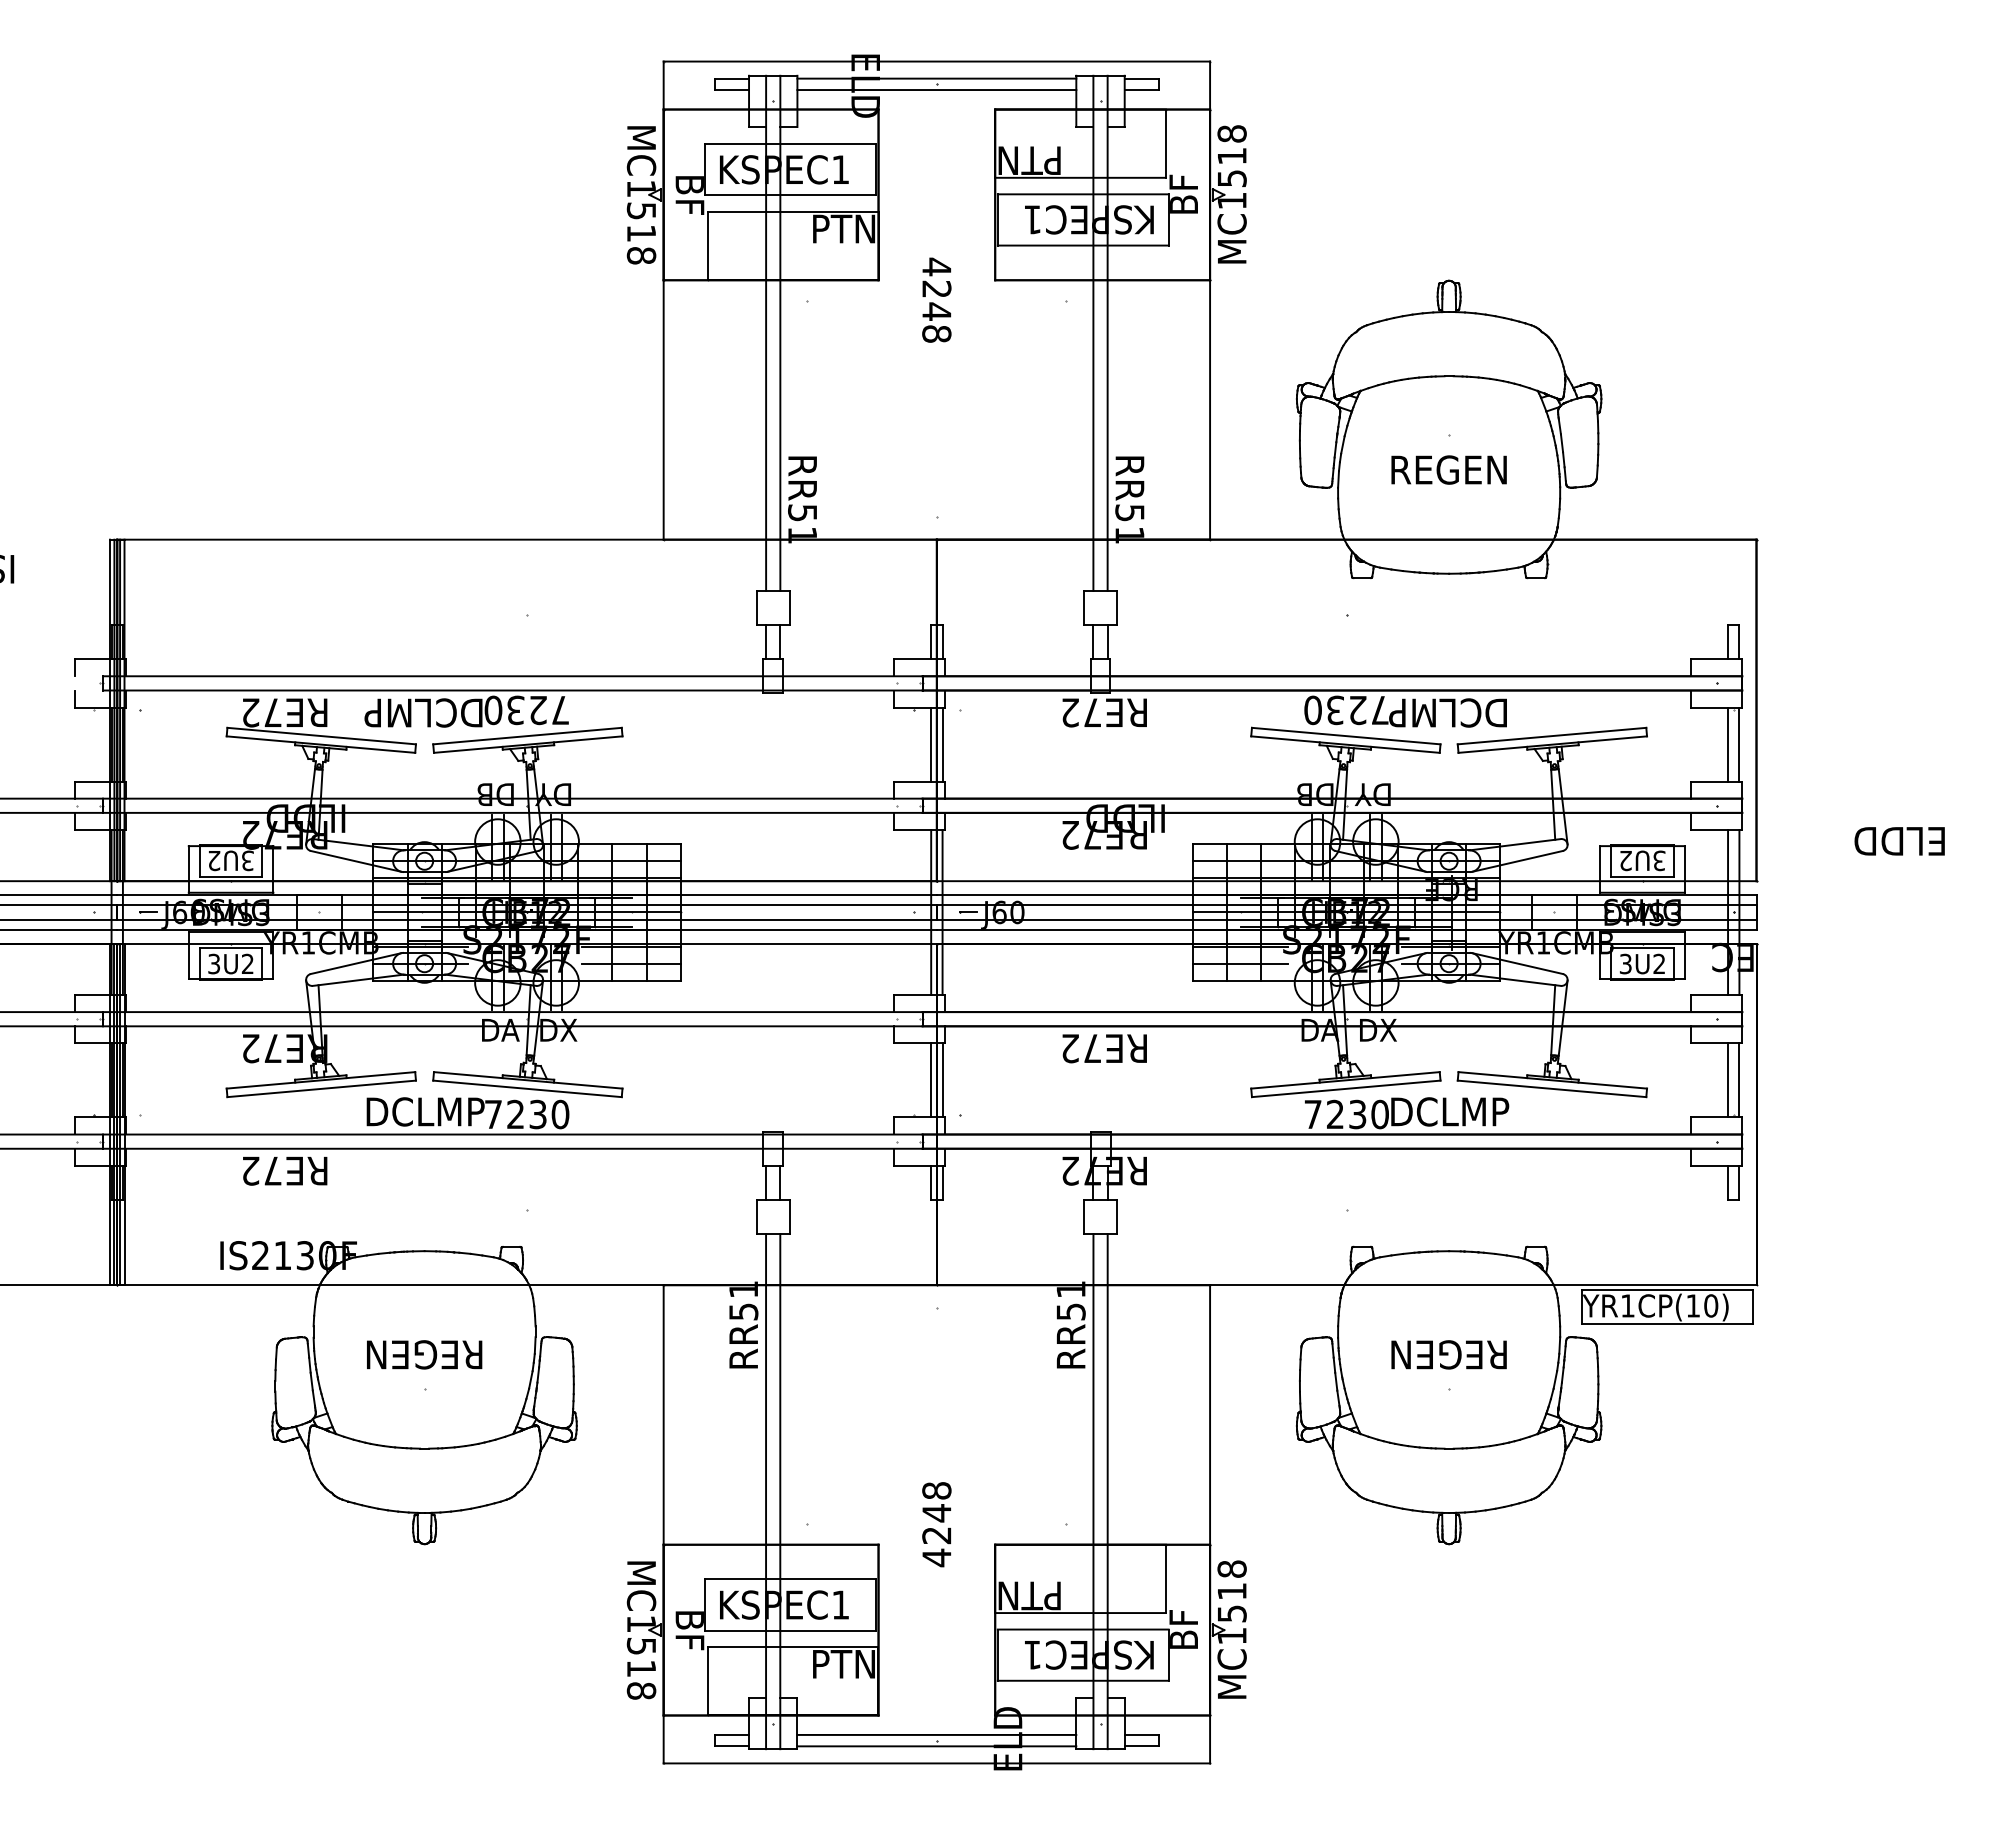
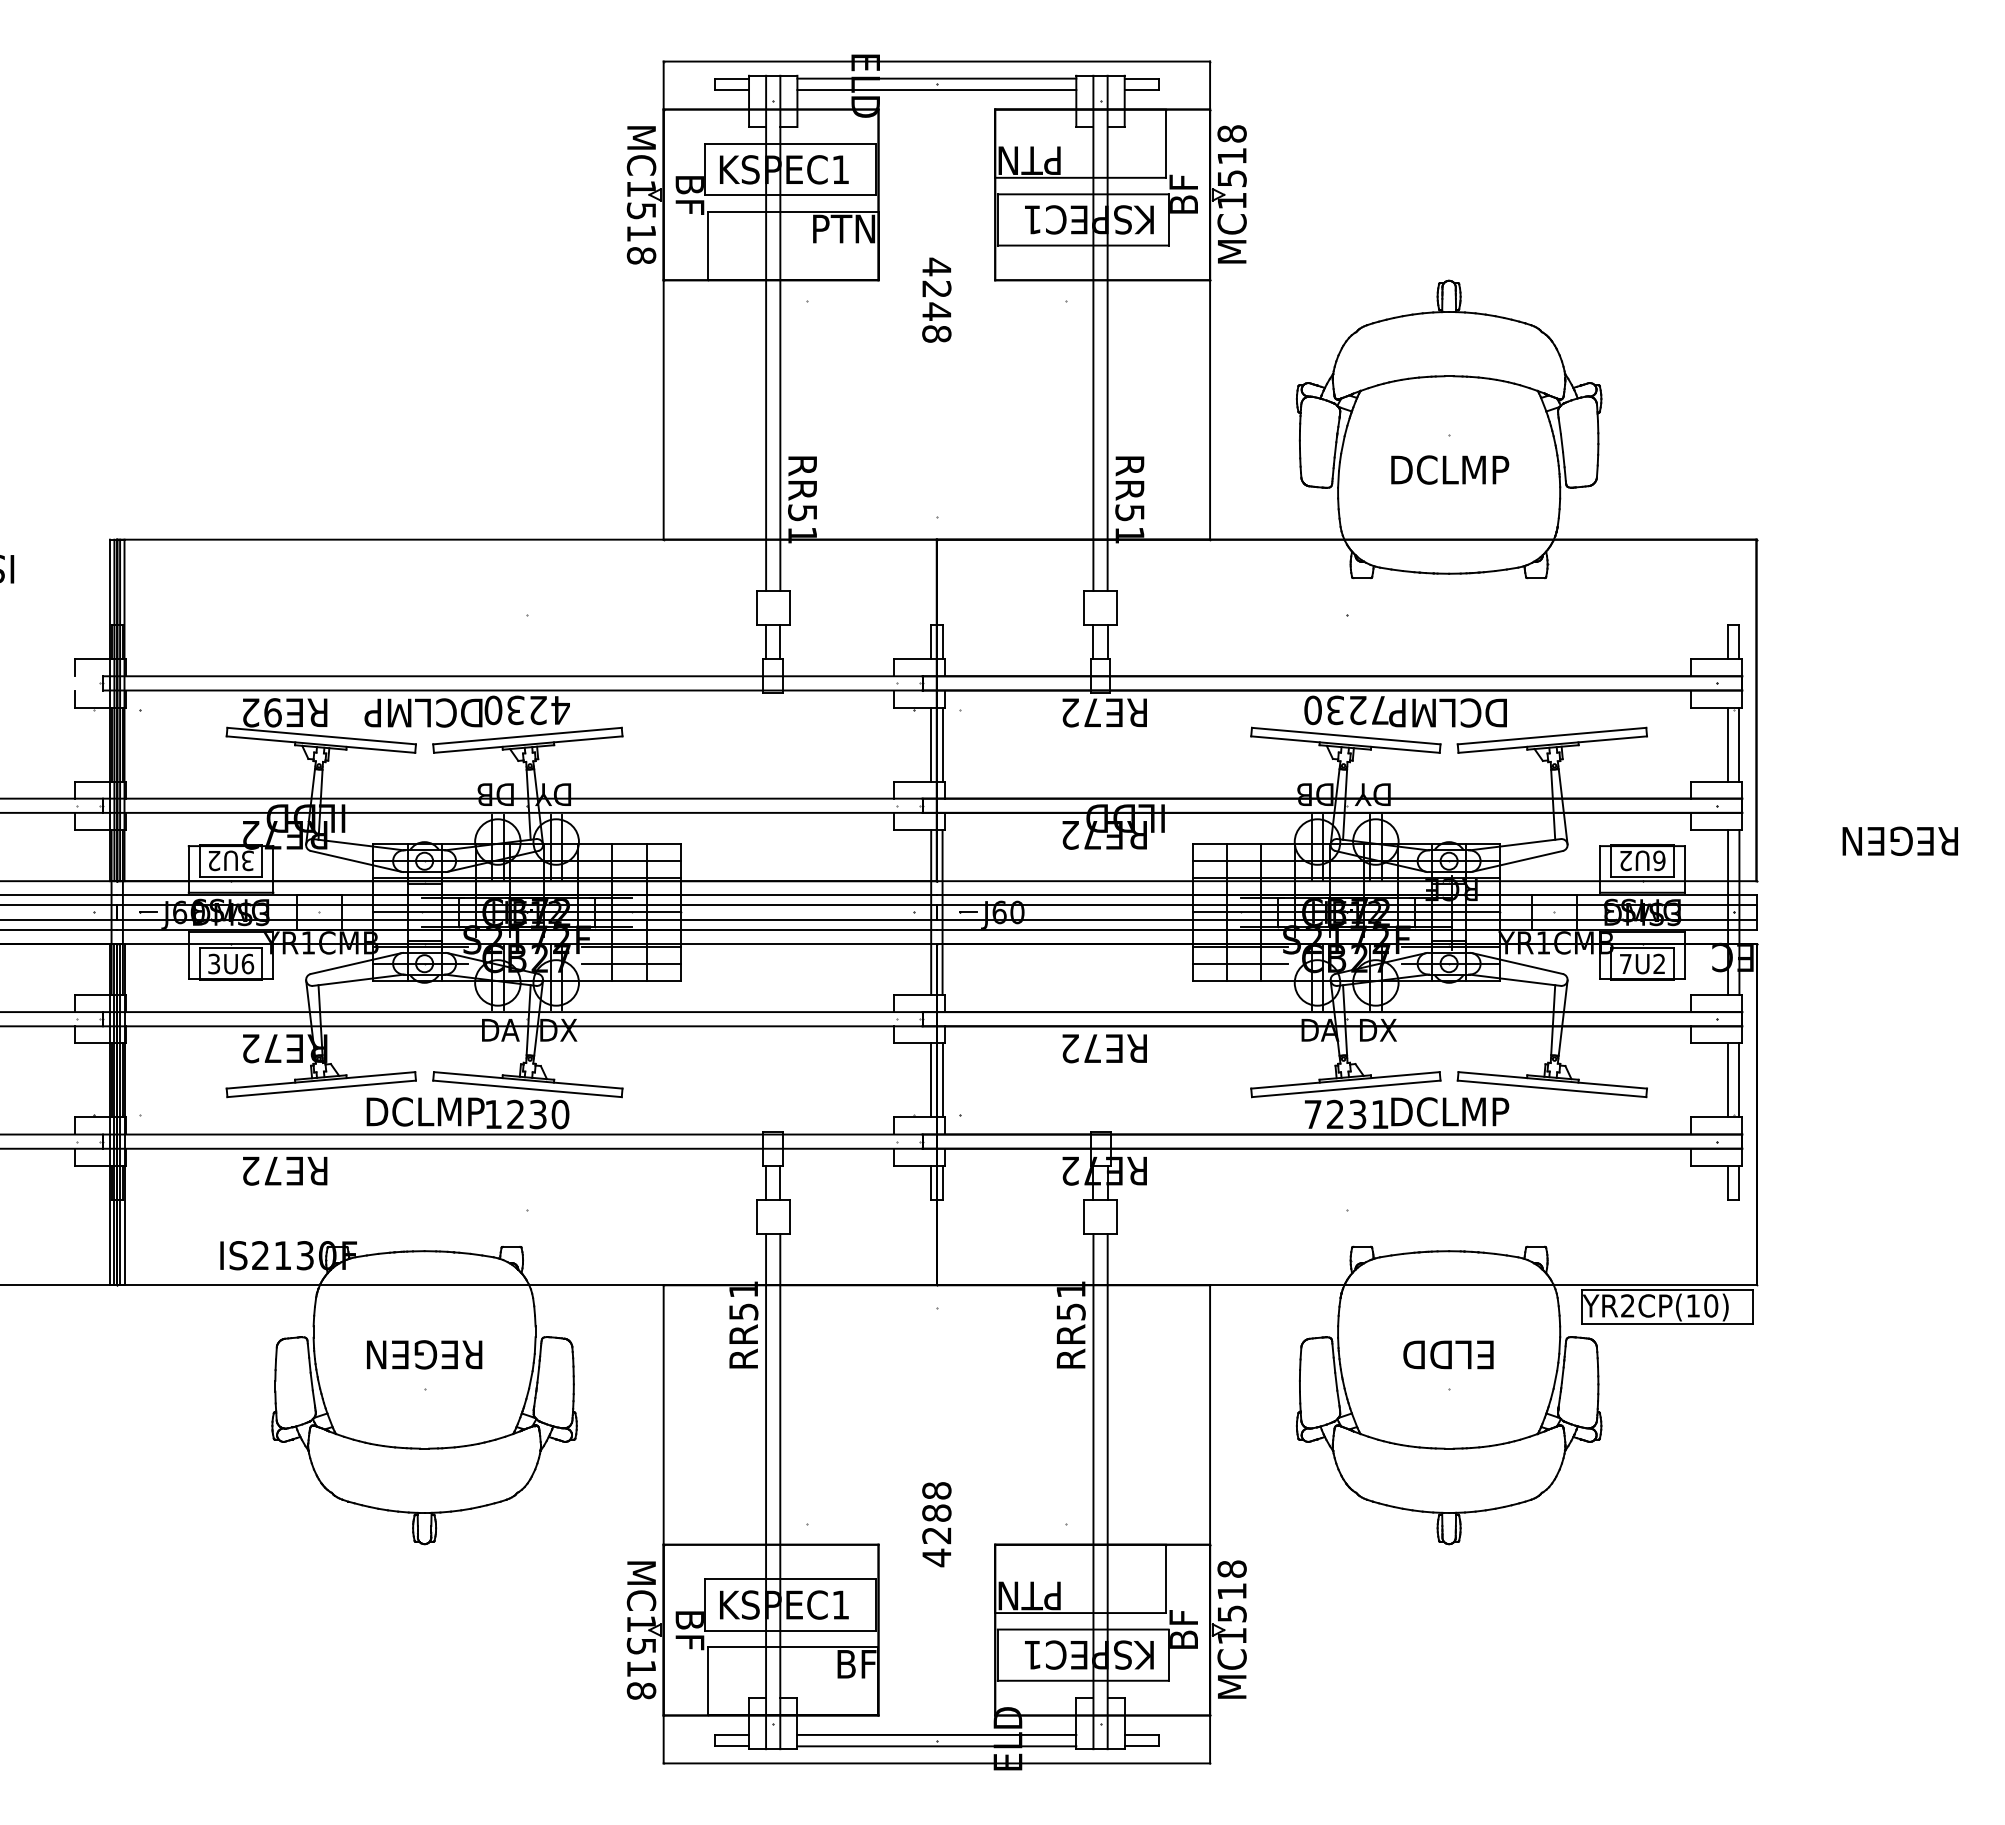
text: REGEN -> DCLMP (1450, 469)
text: 7230 -> 4230 (560, 710)
text: RE72 -> RE92 (272, 712)
text: ELDD -> REGEN (1899, 840)
text: 3U2 -> 6U2 (1659, 860)
text: 3U2 -> 3U6 (247, 963)
text: 3U2 -> 7U2 (1625, 963)
text: 7230 -> 1230 (493, 1114)
text: 7230 -> 7231 (1379, 1114)
text: YR1CP(10) -> YR2CP(10) (1627, 1305)
text: REGEN -> ELDD (1448, 1354)
text: 4248 -> 4288 (936, 1513)
text: PTN -> BF (844, 1664)
